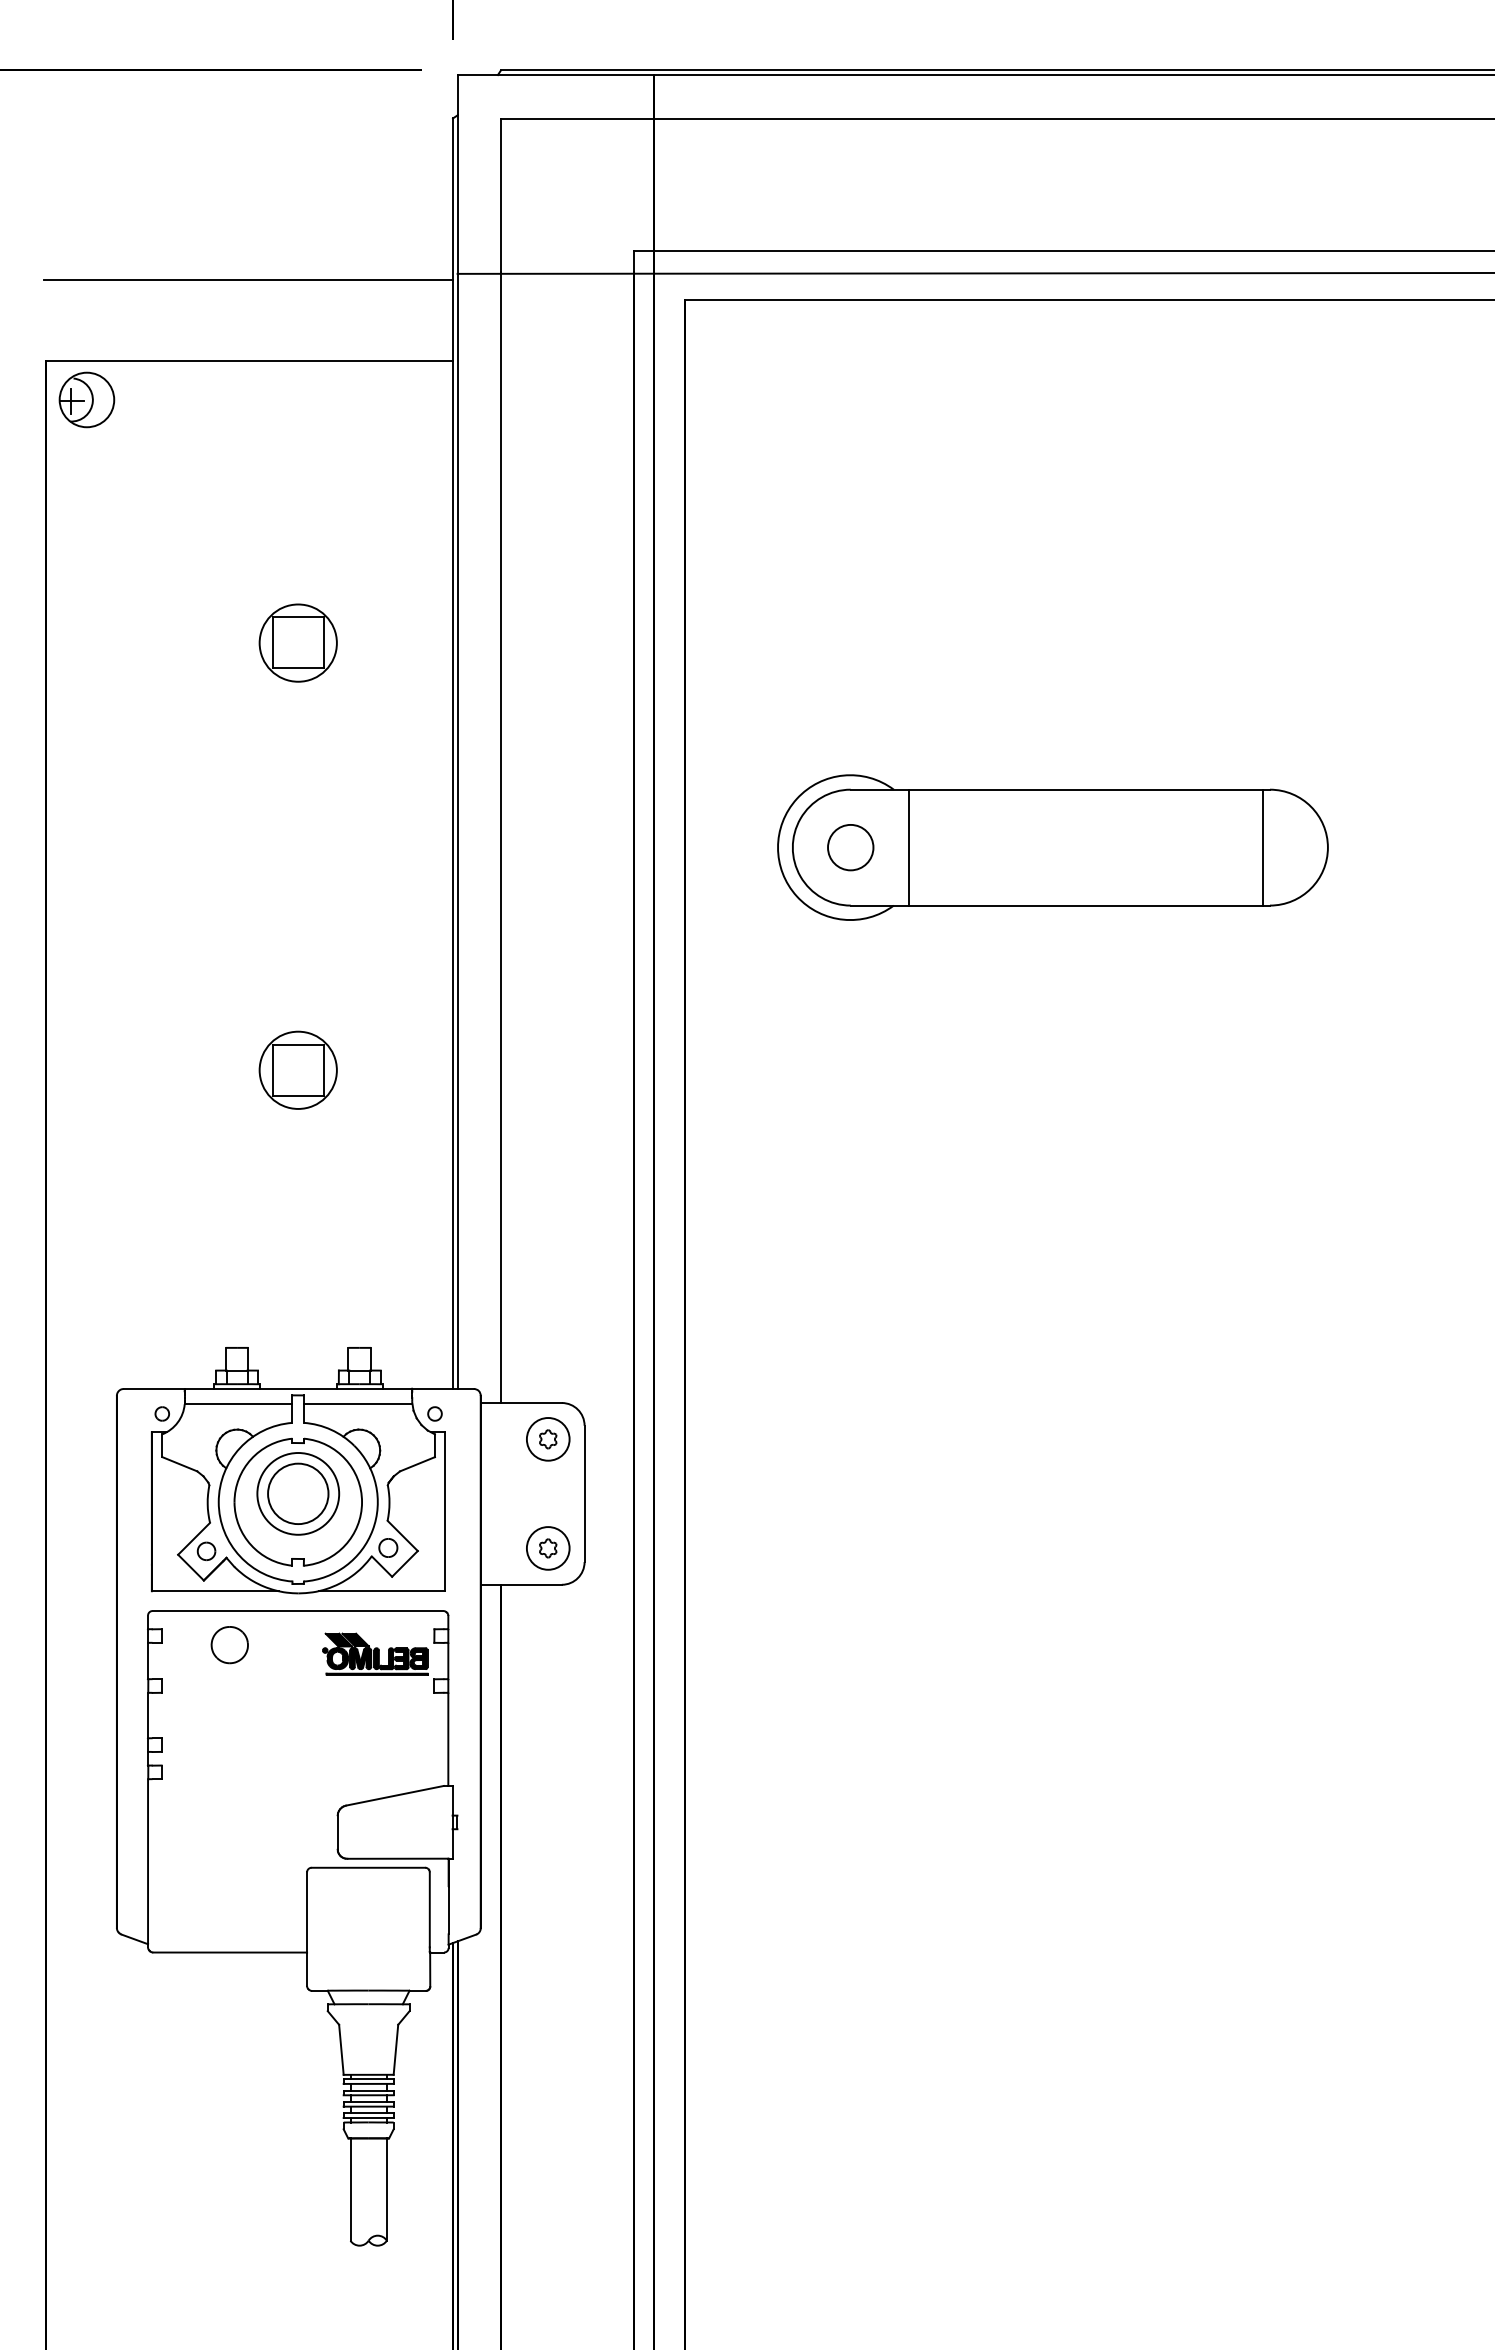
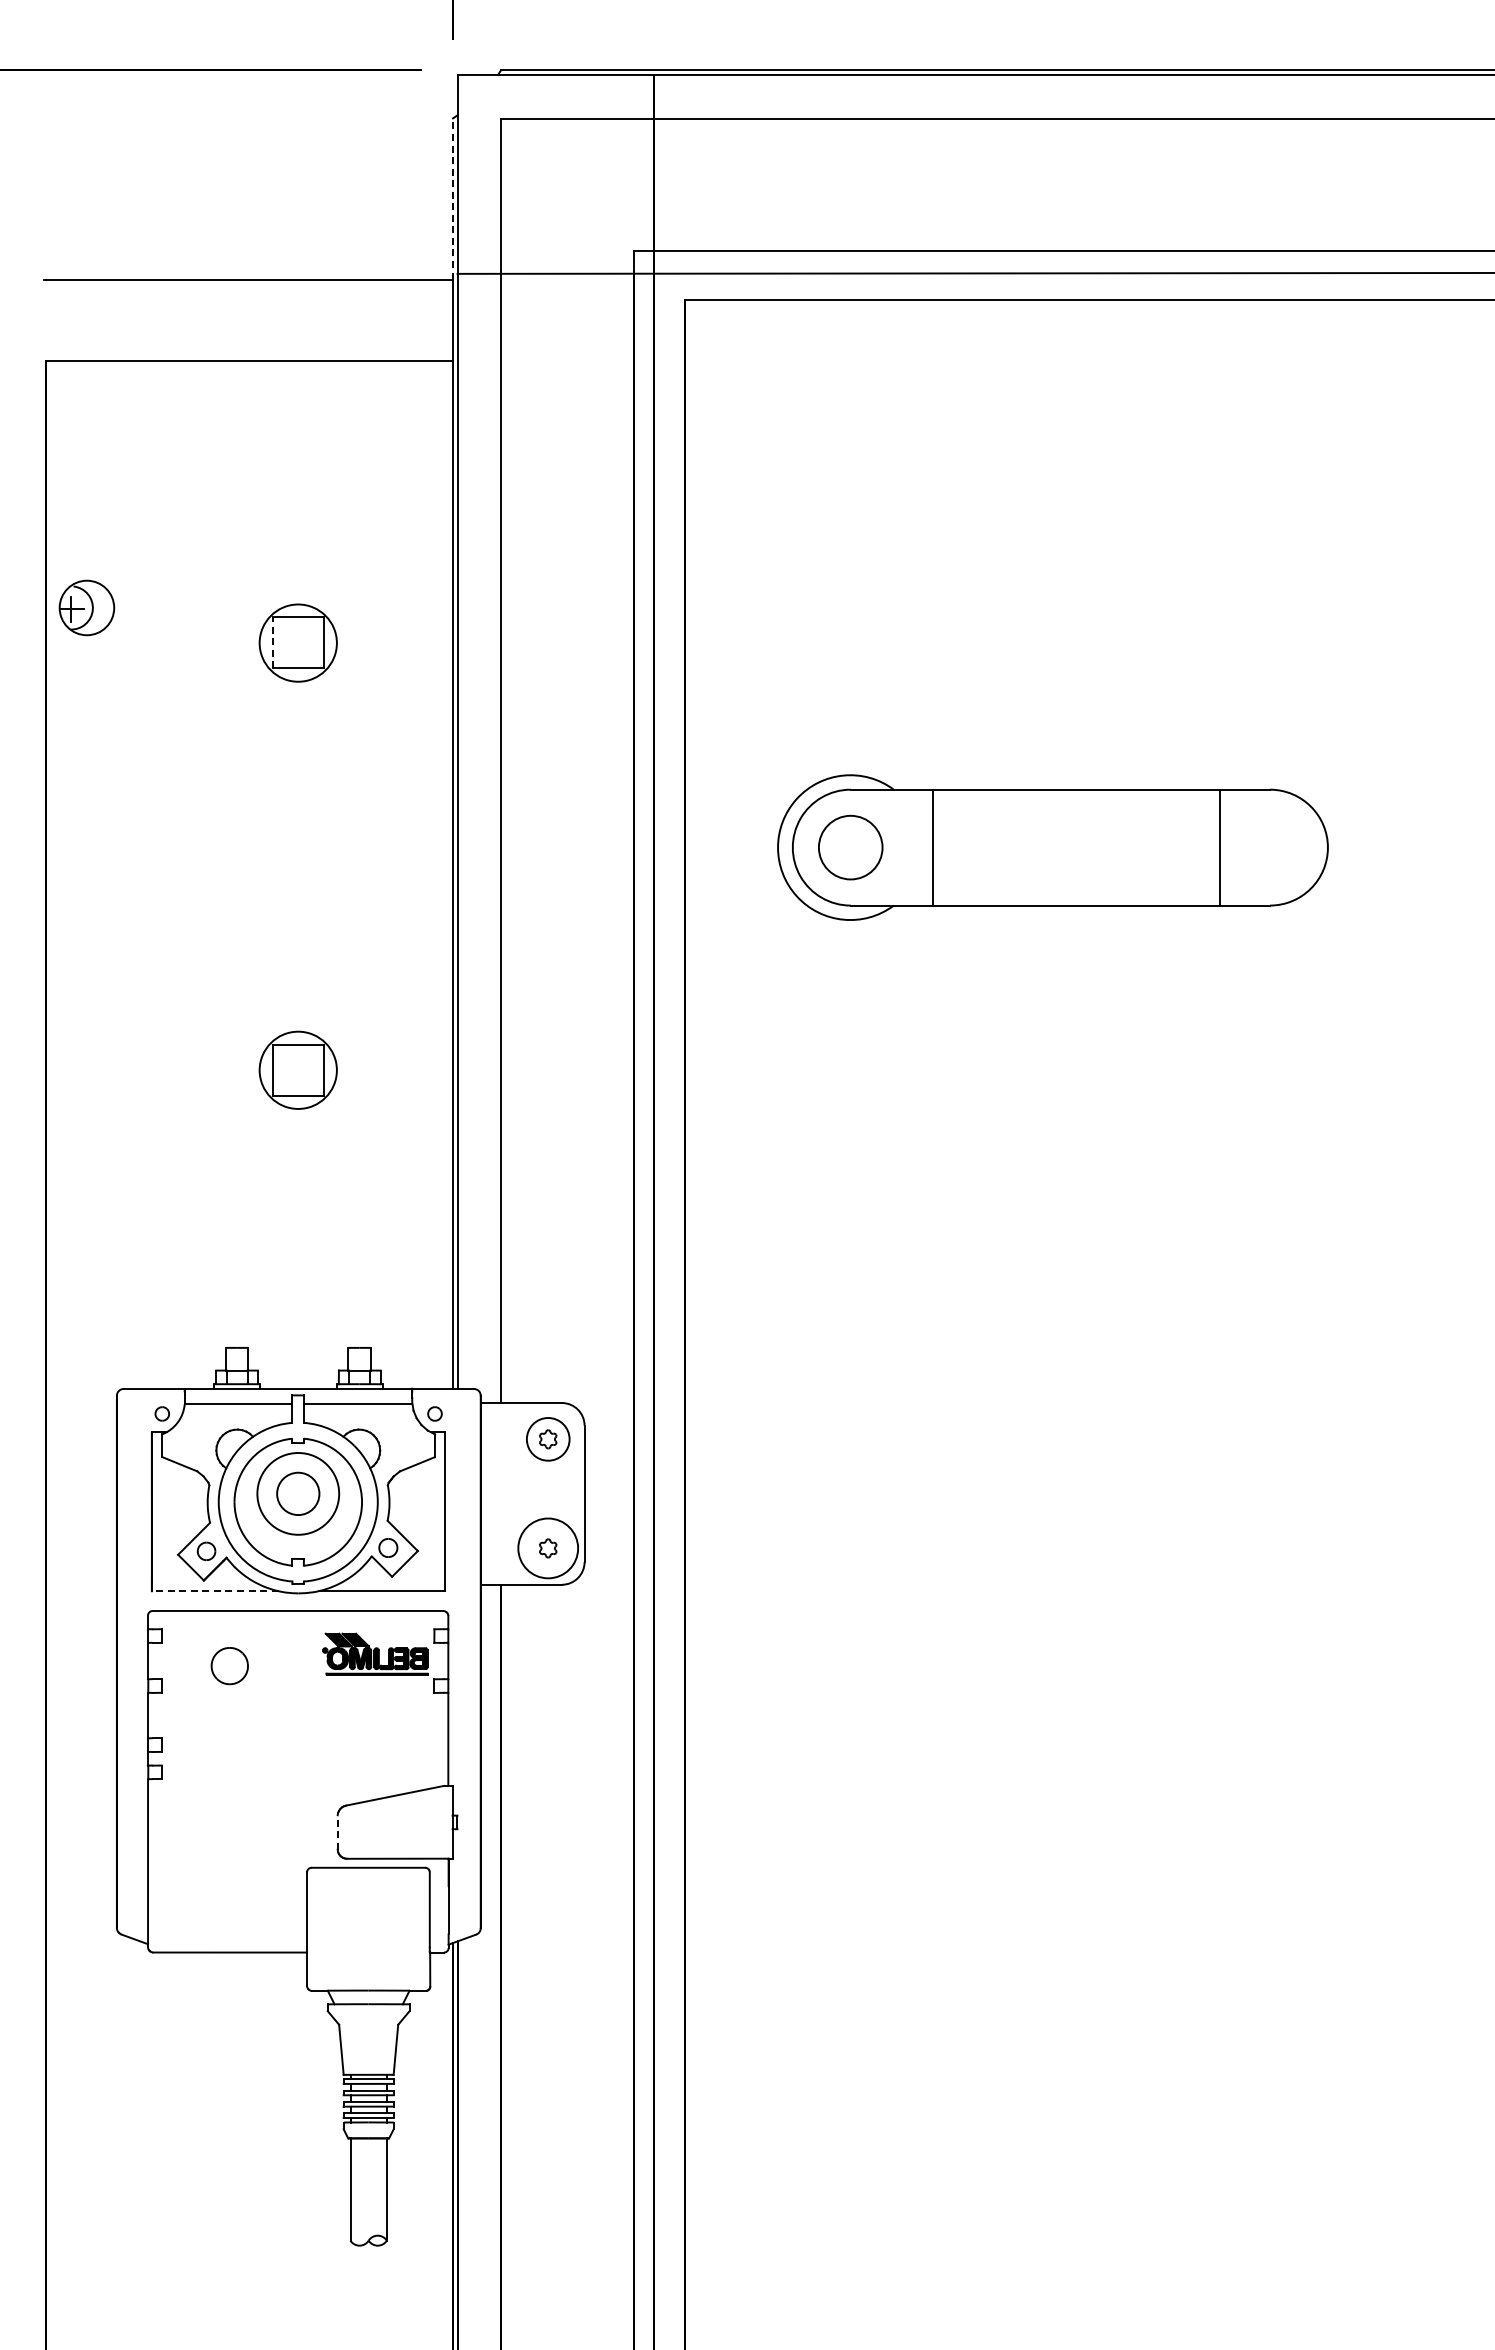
line: solid -> dashed (453, 198)
part position: (86, 399) -> (86, 607) (86, 607)
line: solid -> dashed (272, 642)
circle diameter: 45 px -> 64 px (850, 847)
line position: (908, 847) -> (932, 847) (932, 847)
line position: (1262, 847) -> (1219, 847) (1219, 847)
circle diameter: 60 px -> 42 px (298, 1493)
circle diameter: 43 px -> 60 px (548, 1548)
line: solid -> dashed (214, 1591)
part position: (229, 1645) -> (229, 1666) (229, 1666)
line: solid -> dashed (337, 1832)
